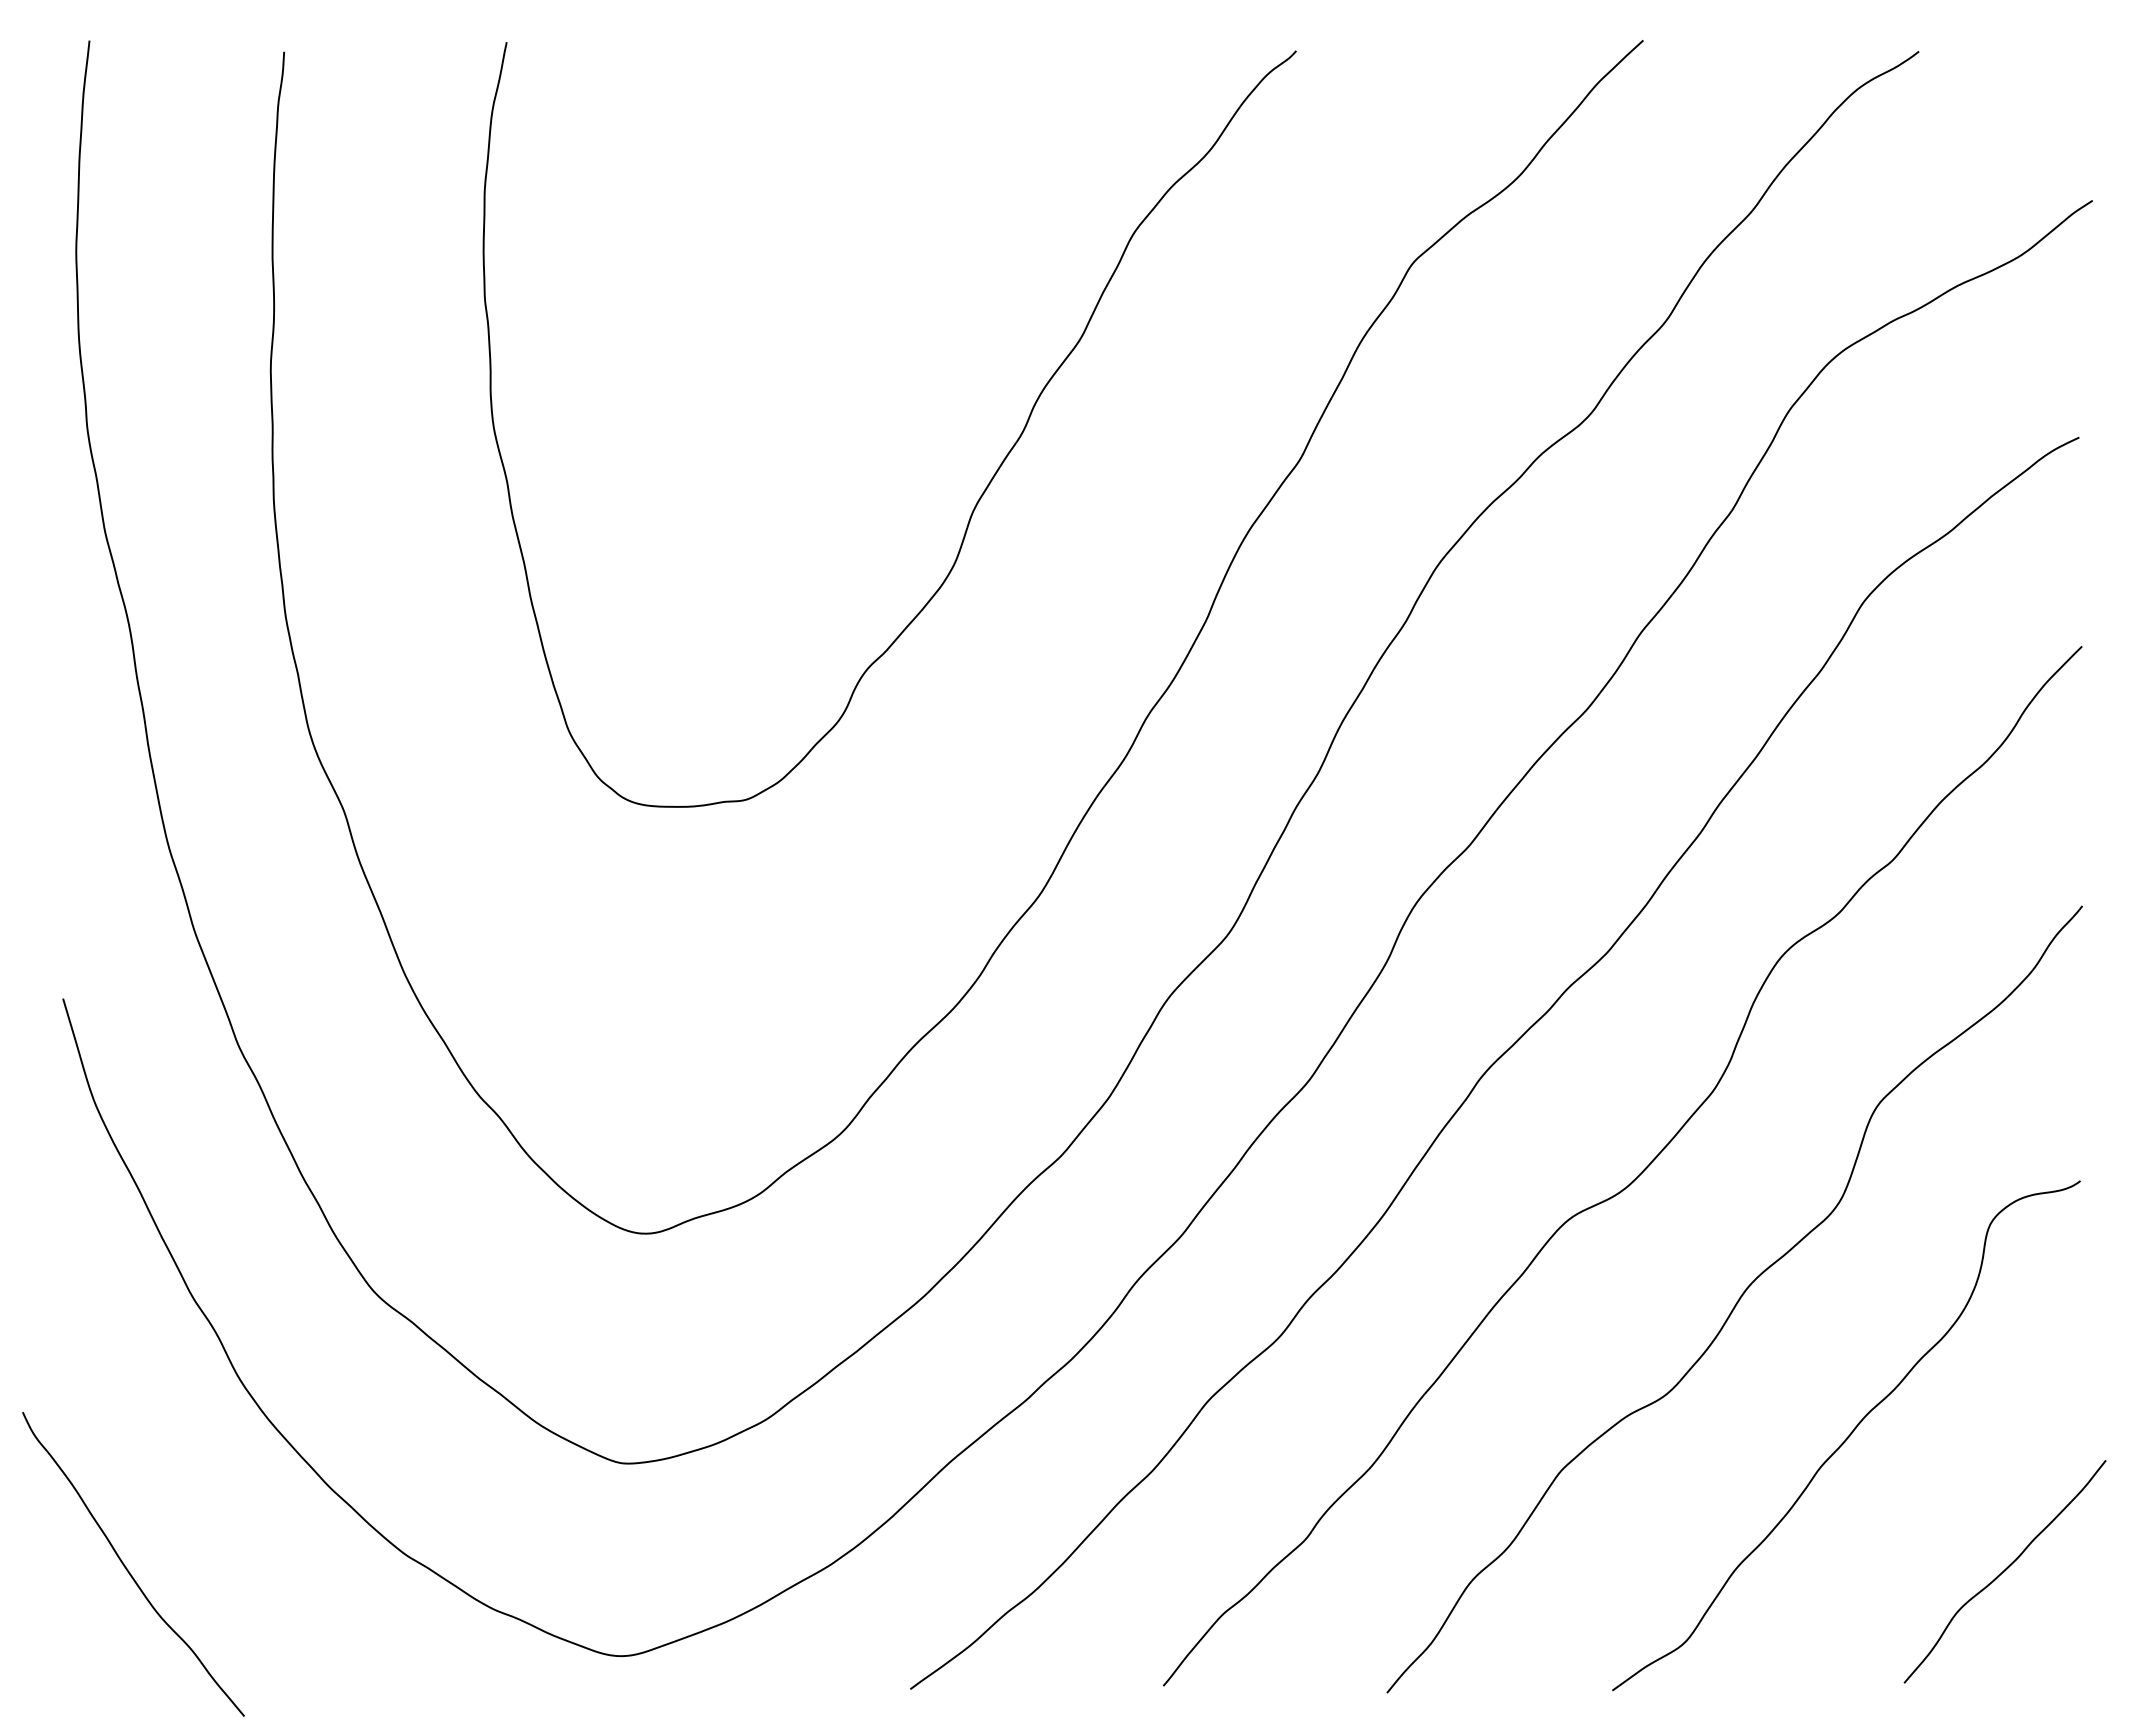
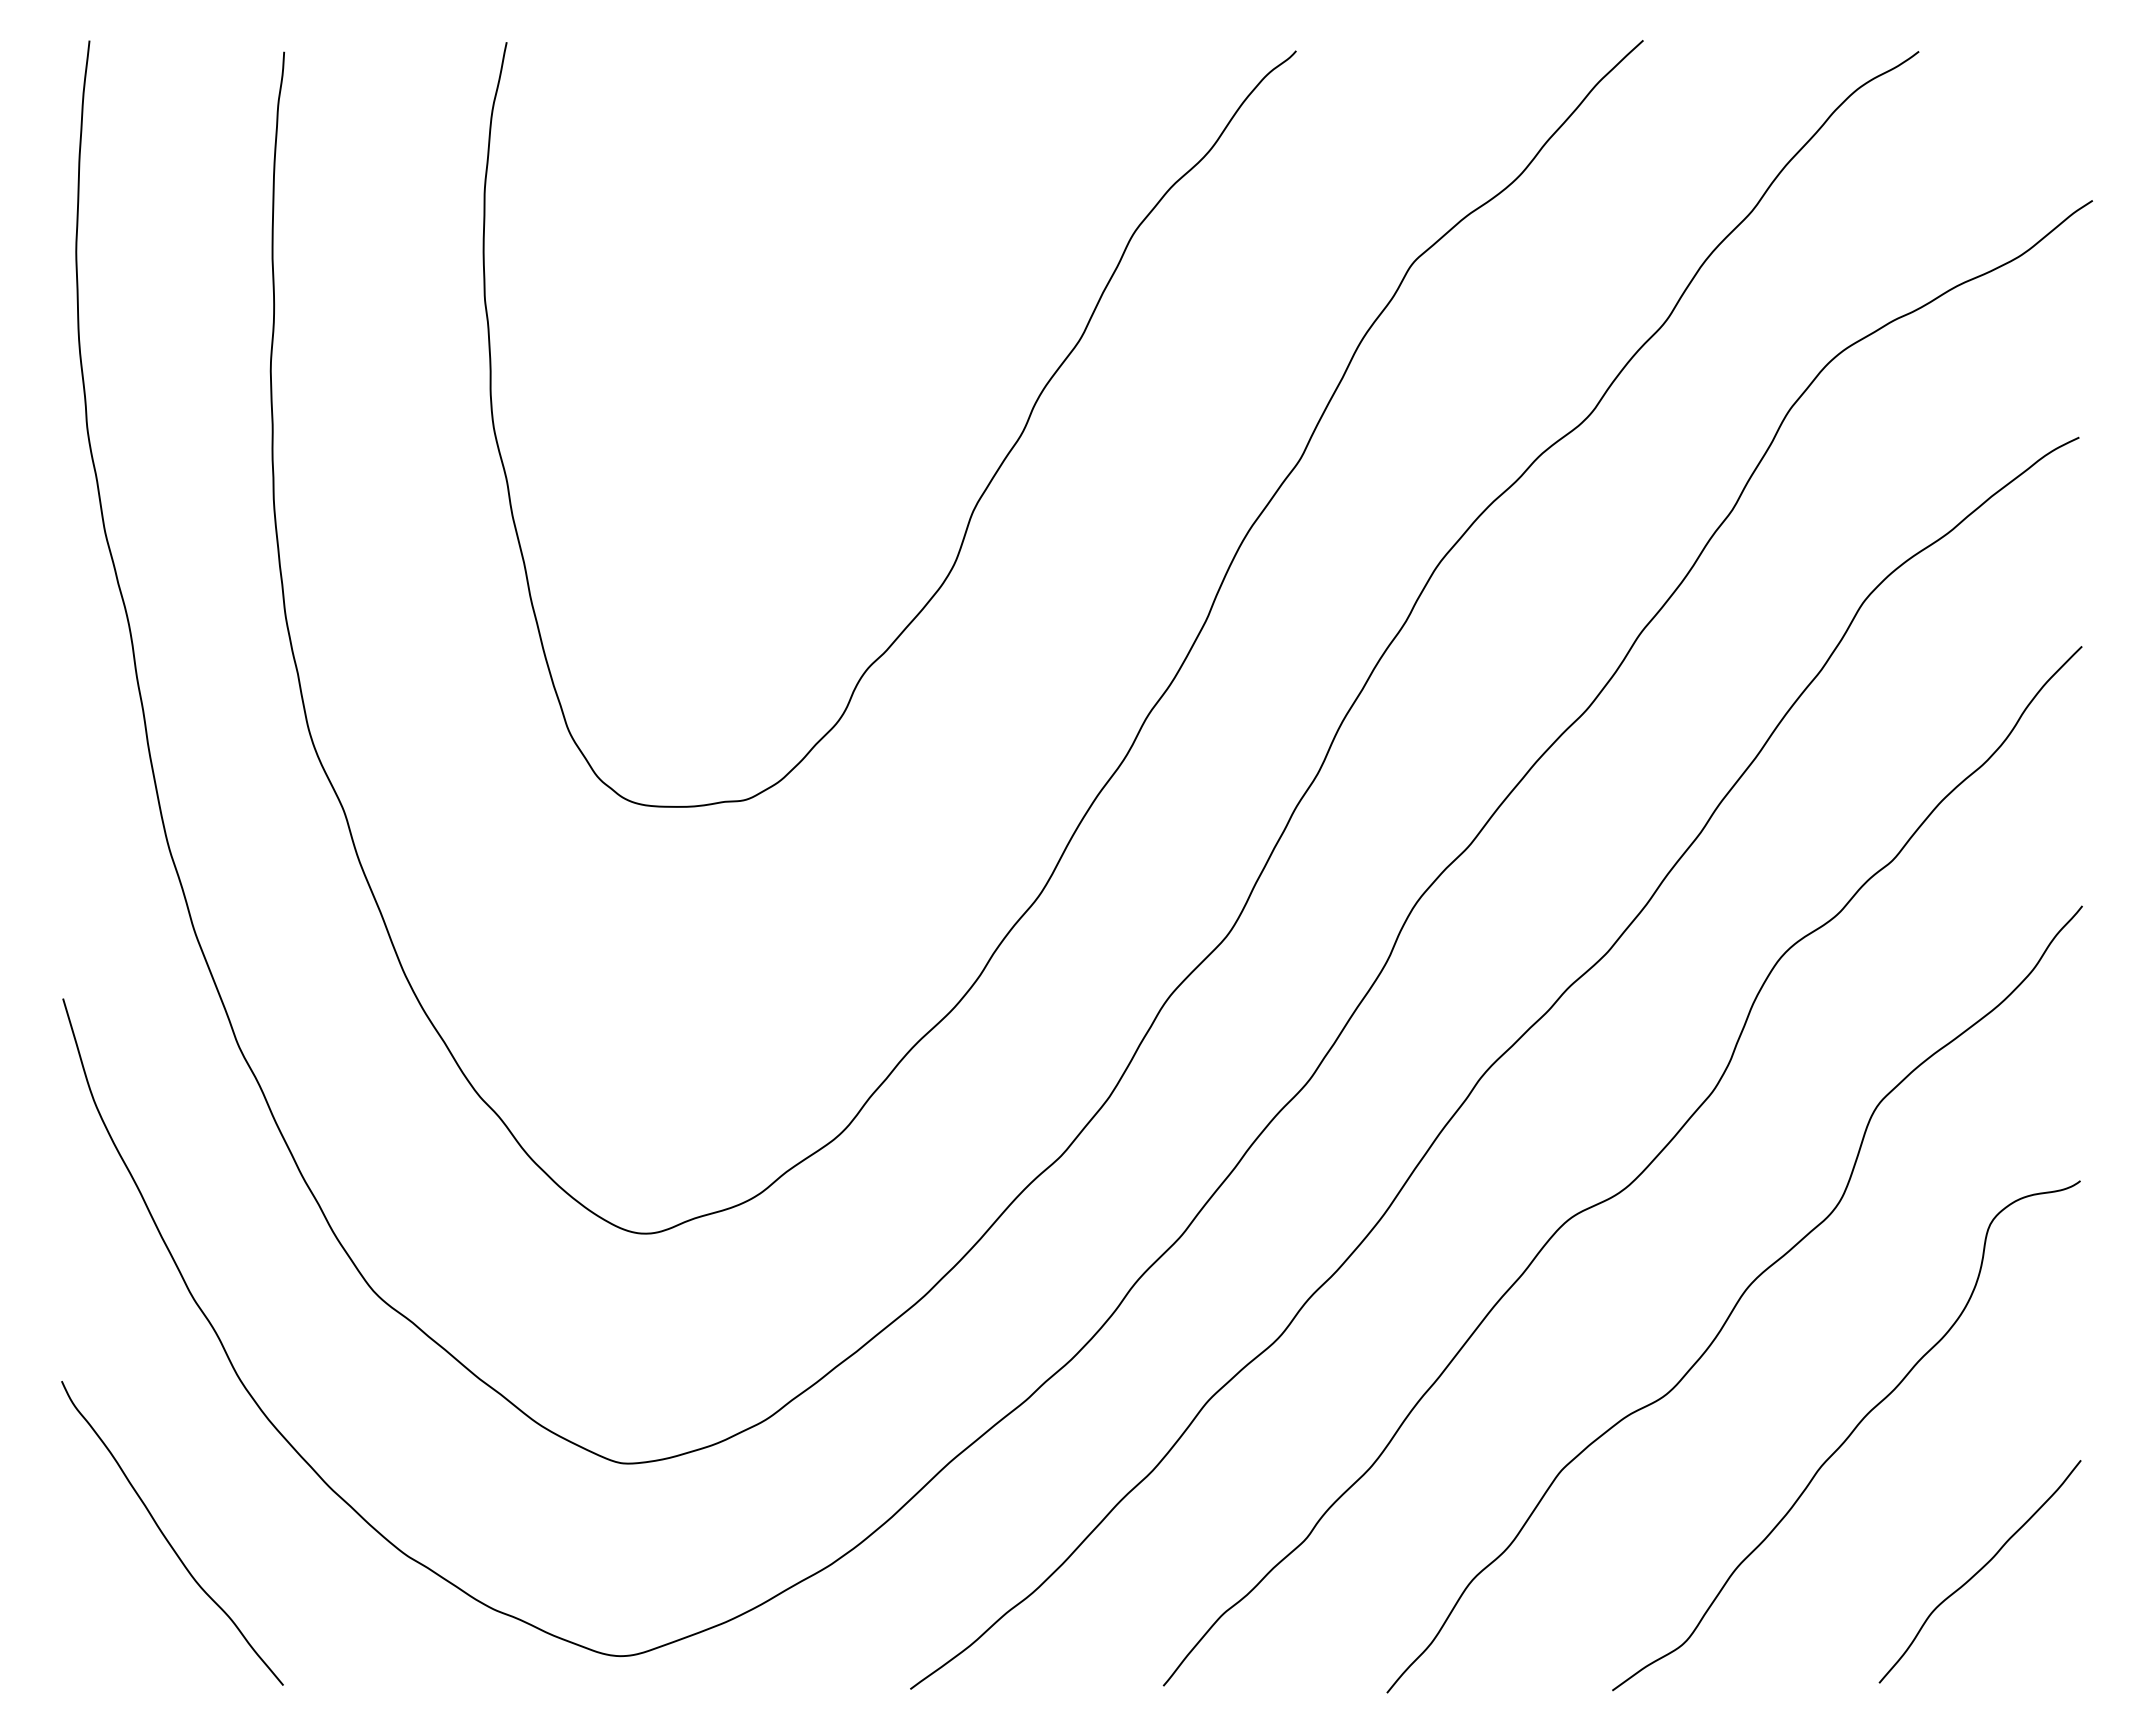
curve position: (128, 1569) -> (167, 1538) (167, 1538)
curve position: (2004, 1571) -> (1979, 1571) (1979, 1571)
